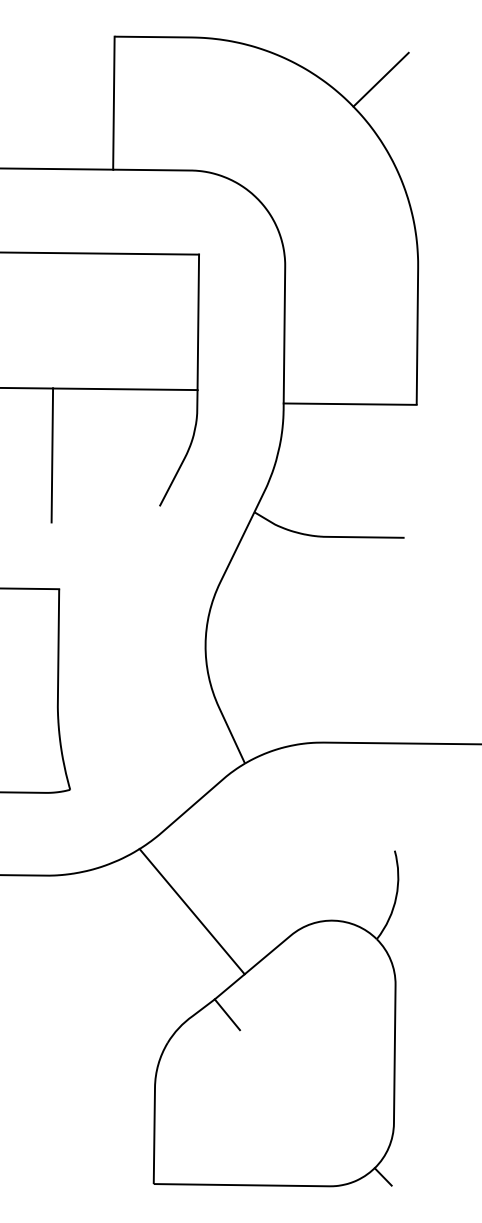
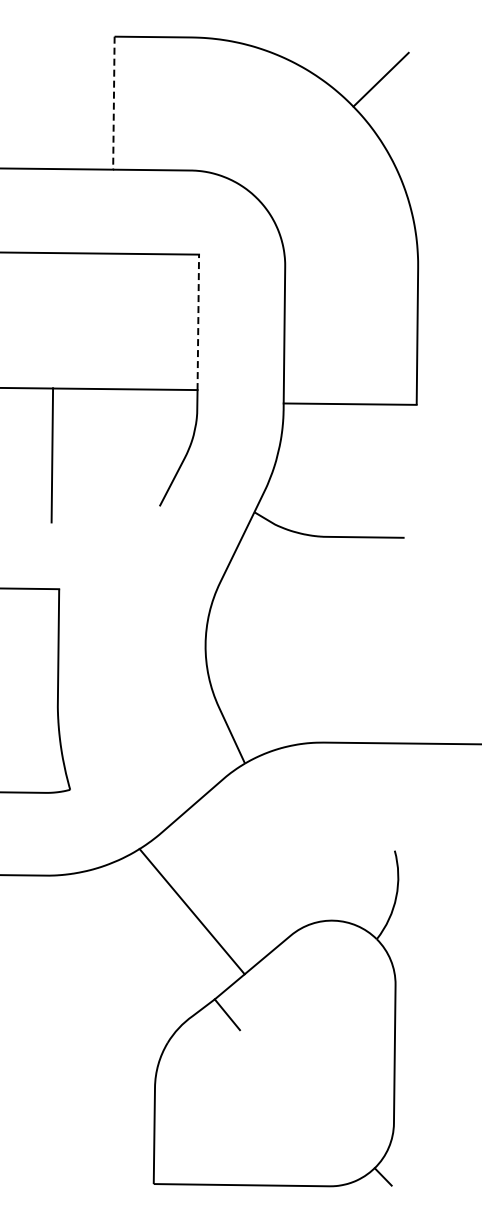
line: solid -> dashed (113, 103)
line: solid -> dashed (198, 322)
